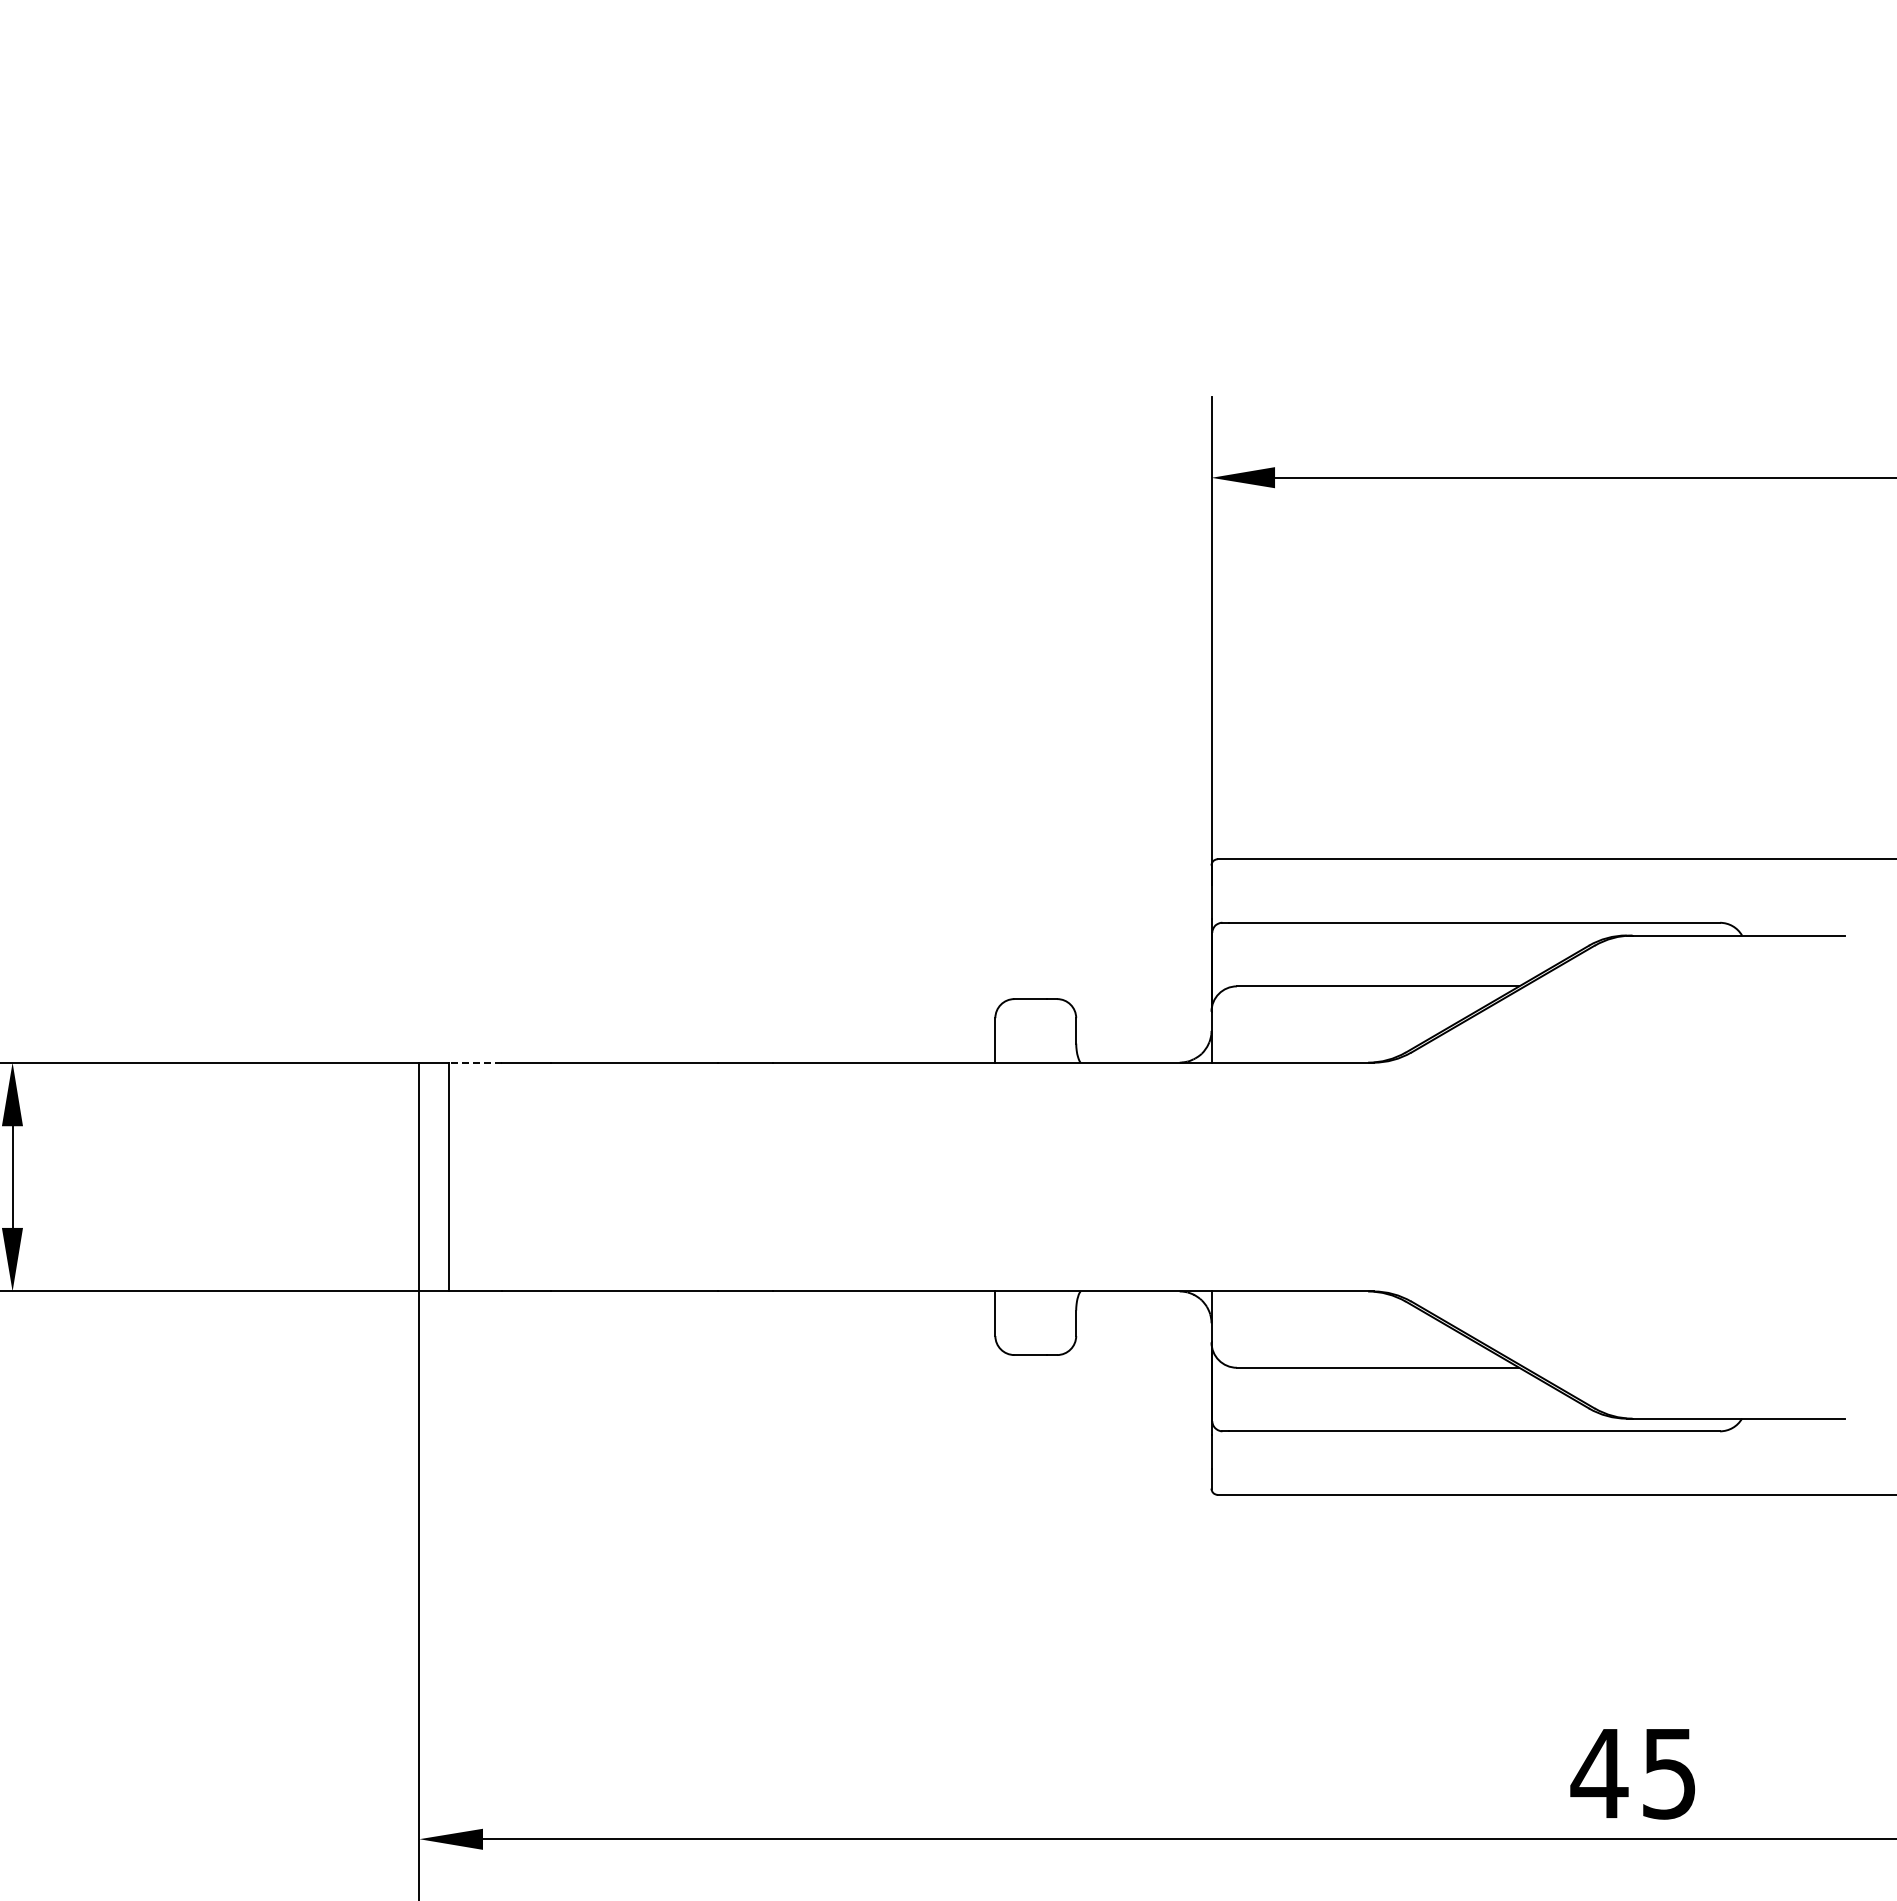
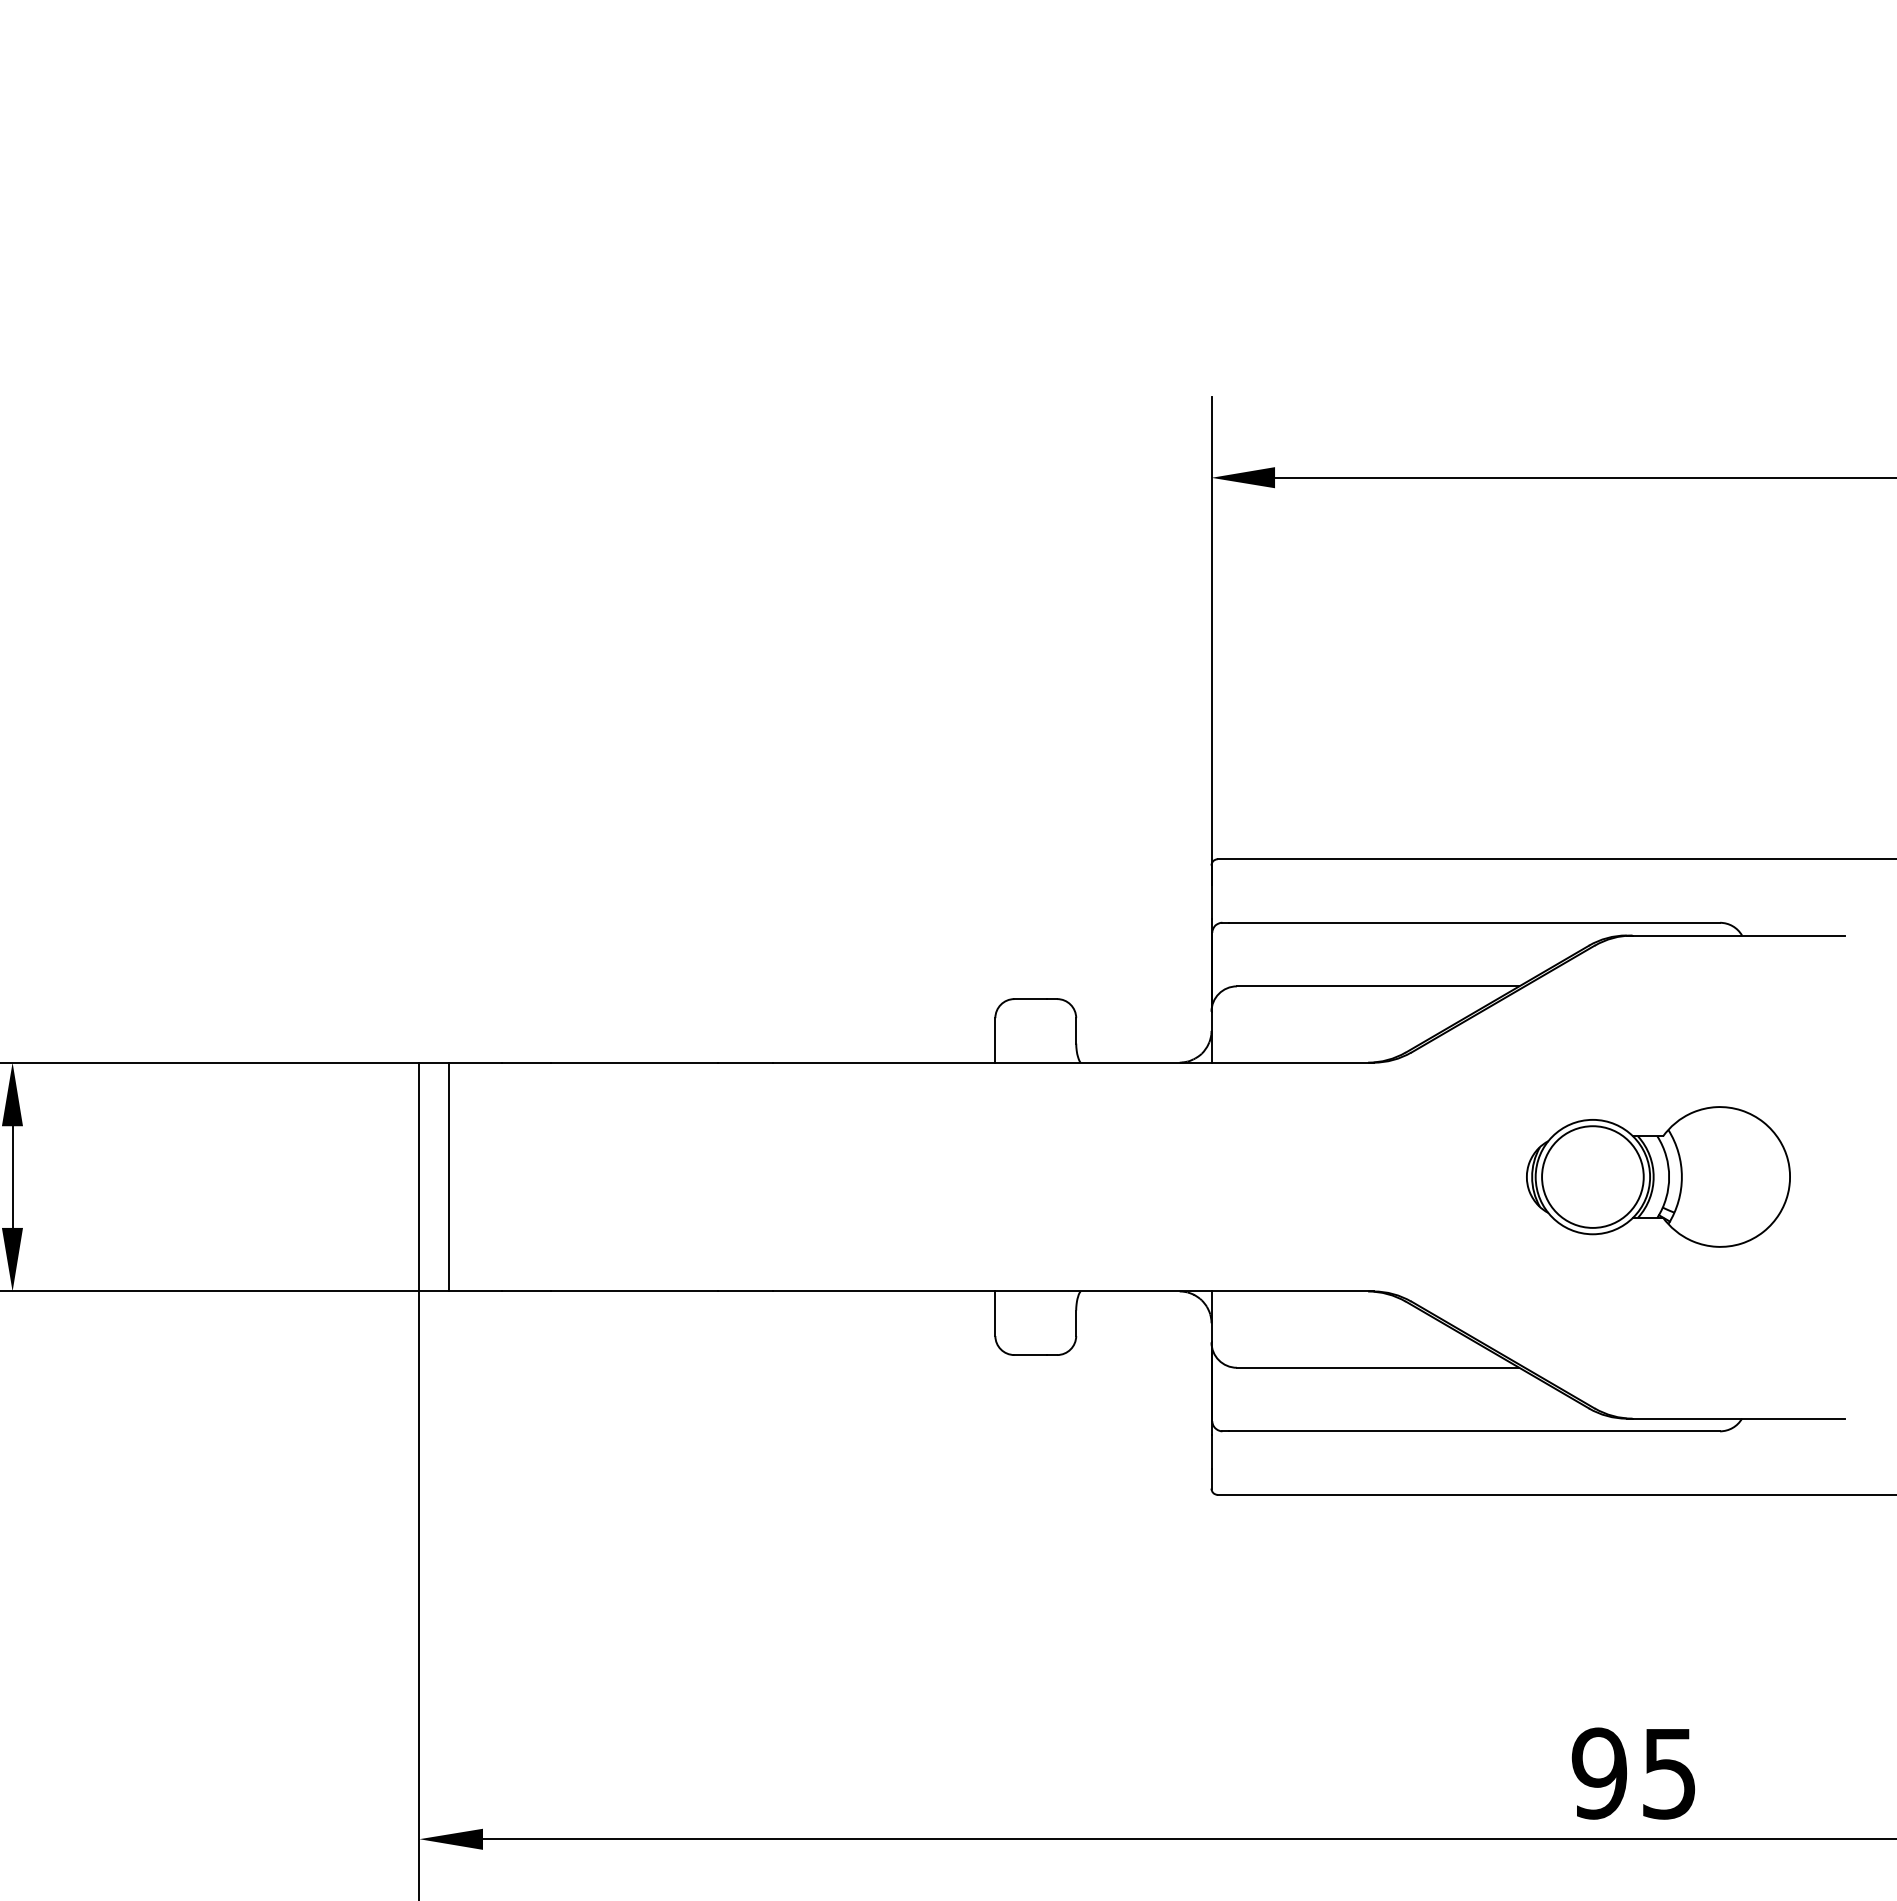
line: dashed -> solid (475, 1062)
part: none -> present (1658, 1176)
text: 45 -> 95 (1599, 1773)
